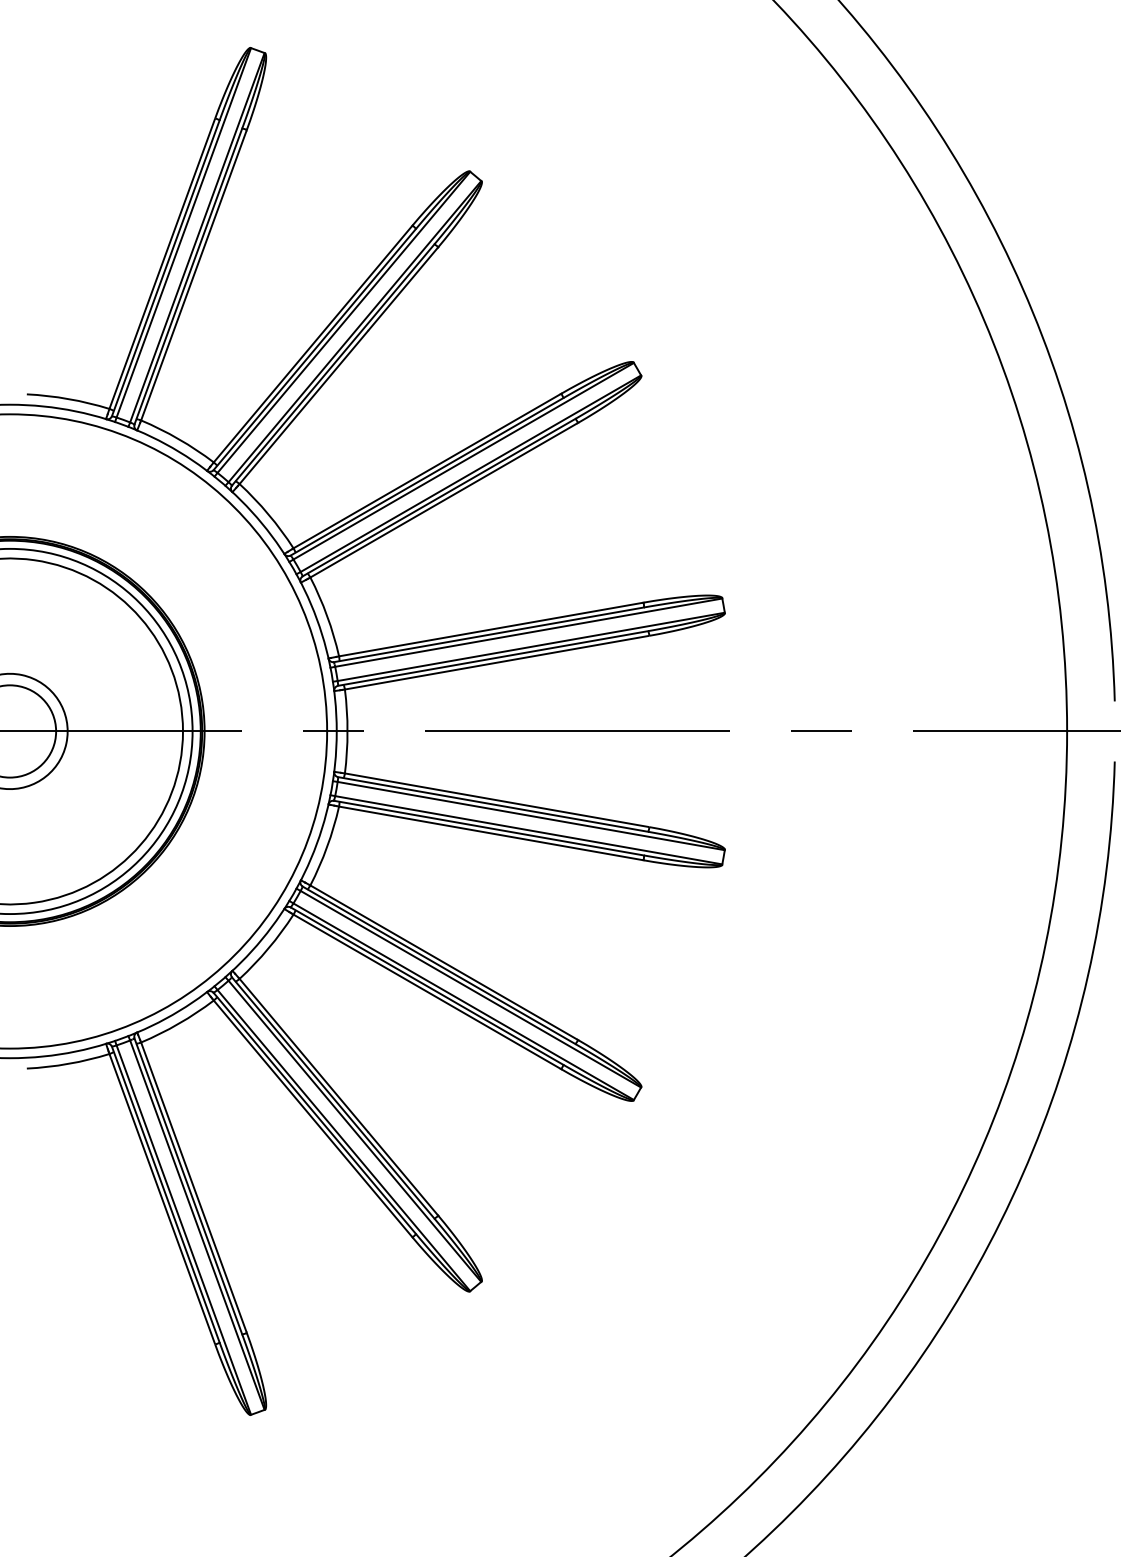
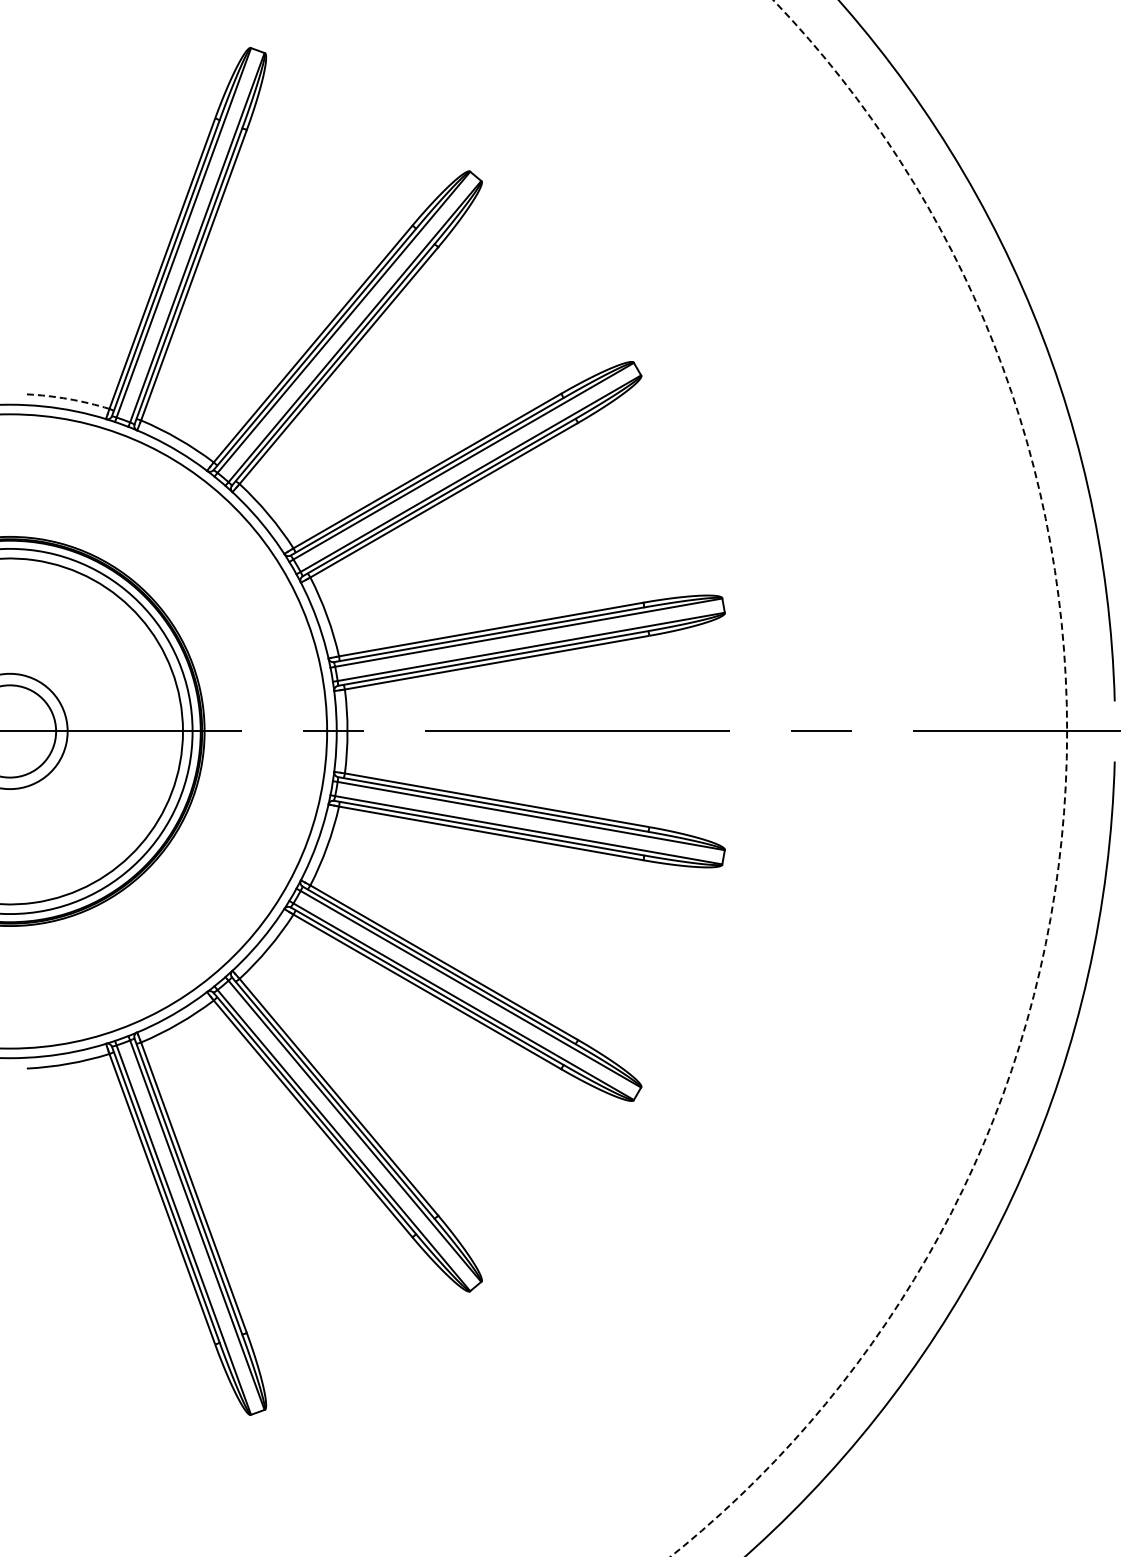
arc: solid -> dashed (68, 399)
circle: solid -> dashed (869, 778)
